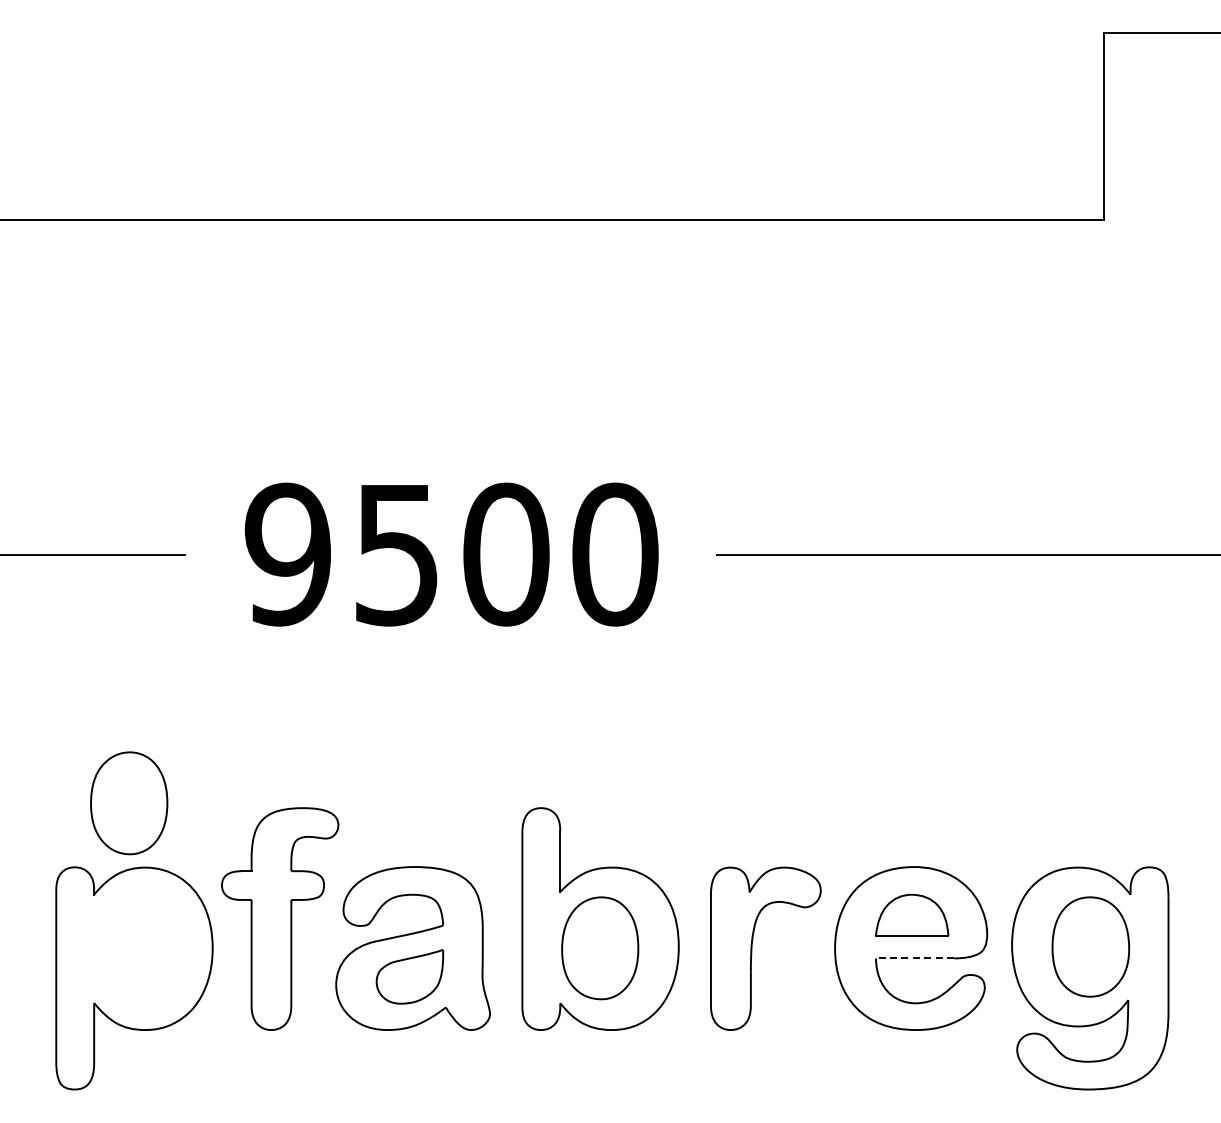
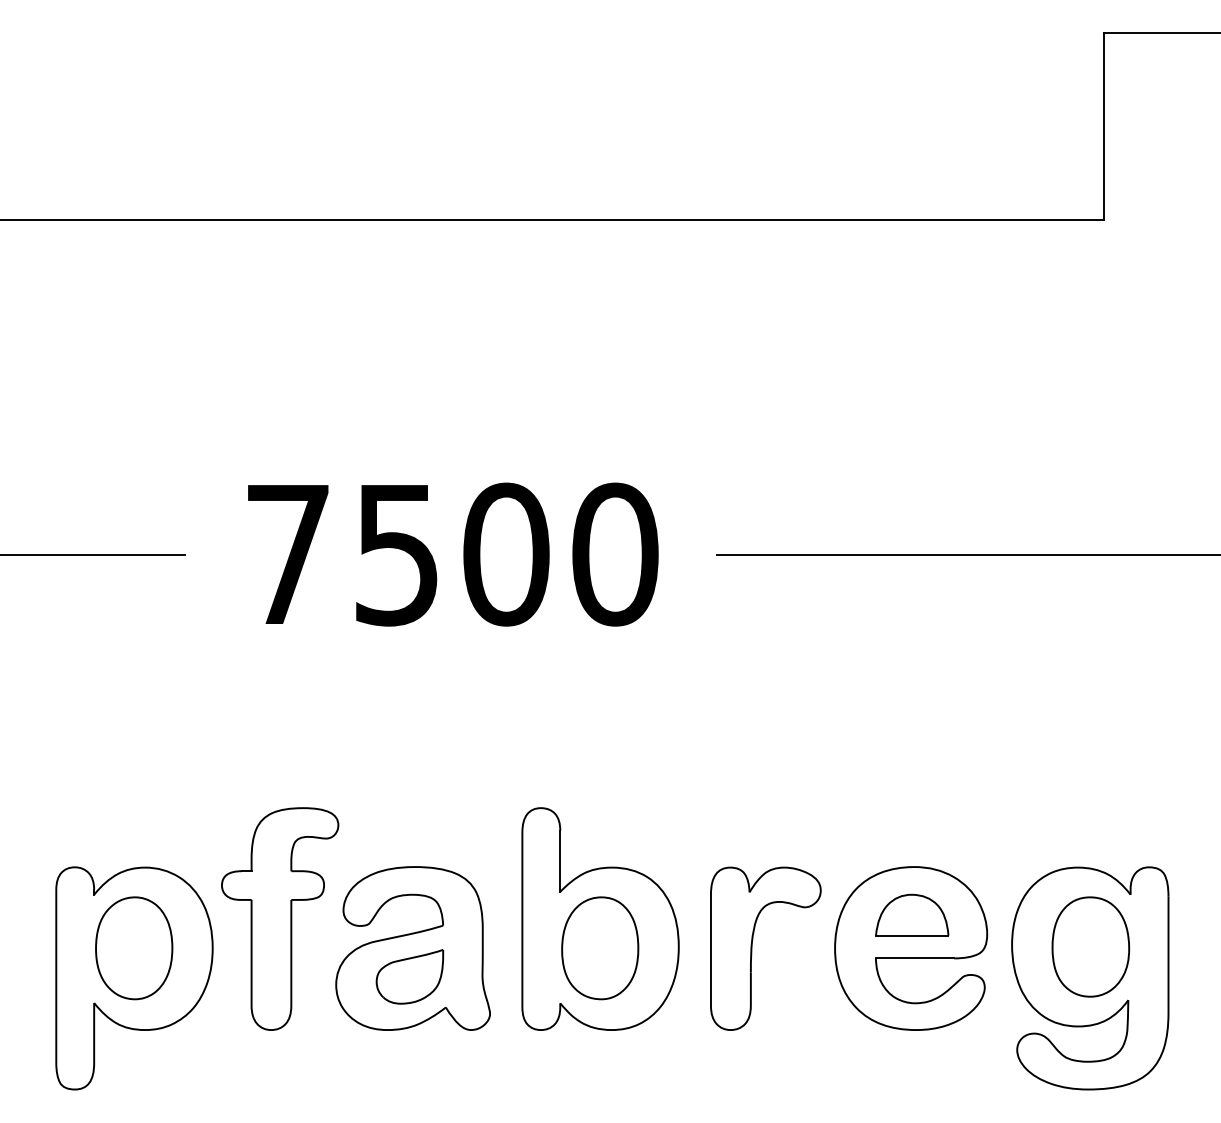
text: 9500 -> 7500 (287, 554)
part position: (129, 803) -> (134, 948) (134, 948)
line: dashed -> solid (914, 958)
